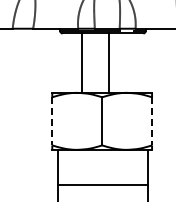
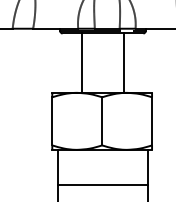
line position: (109, 62) -> (124, 62) (124, 62)
line: dashed -> solid (52, 121)
line: dashed -> solid (152, 121)
